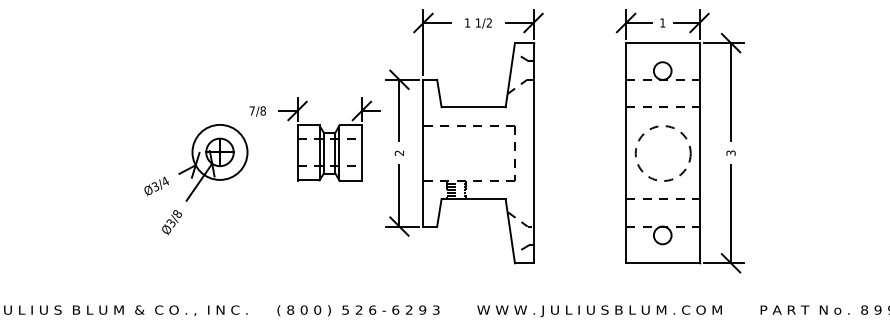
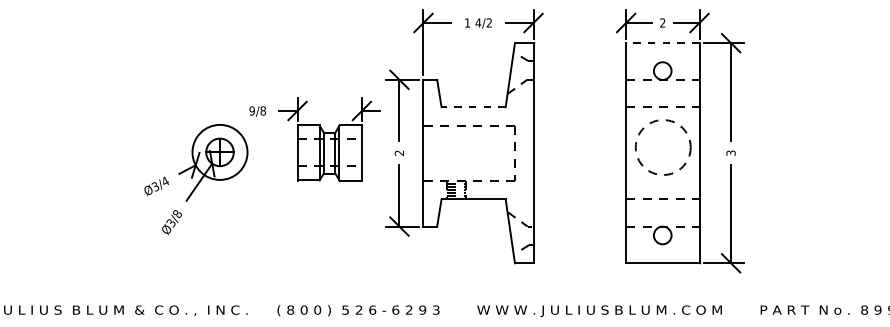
text: 1/2 -> 4/2 (478, 22)
text: 1 -> 2 (662, 22)
line: solid -> dashed (662, 43)
line: solid -> dashed (473, 107)
text: 7/8 -> 9/8 (251, 110)
circle position: (662, 153) -> (662, 147) (662, 147)
